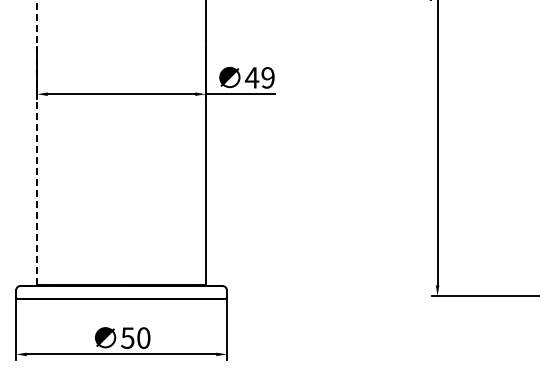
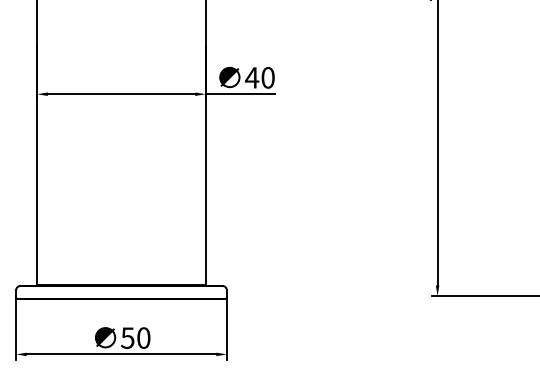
text: 49 -> 40 (267, 77)
line: dashed -> solid (37, 142)
